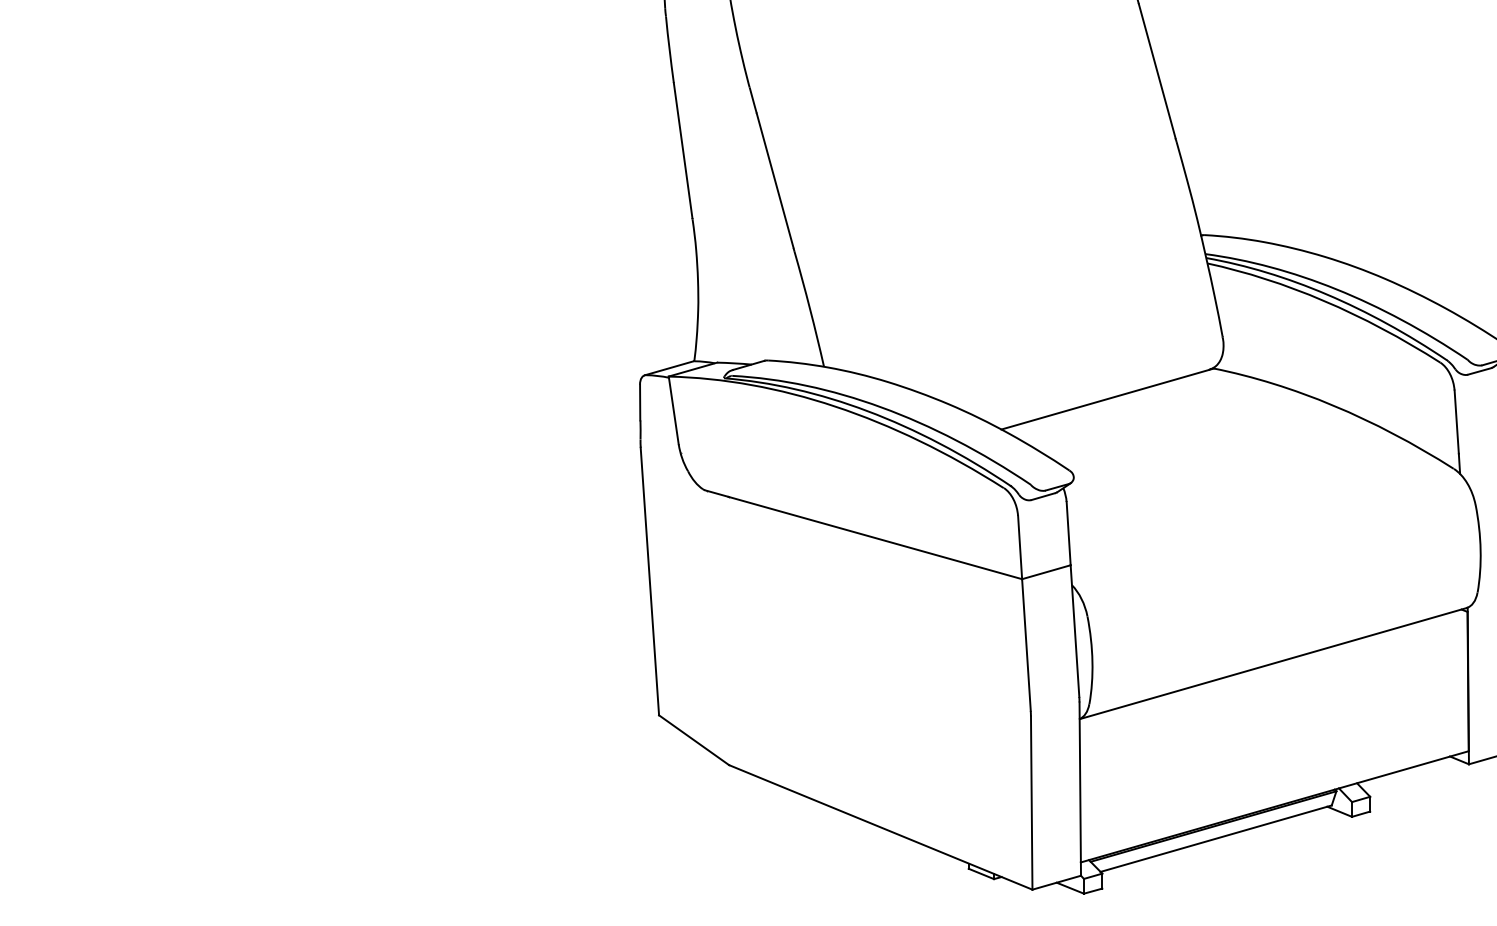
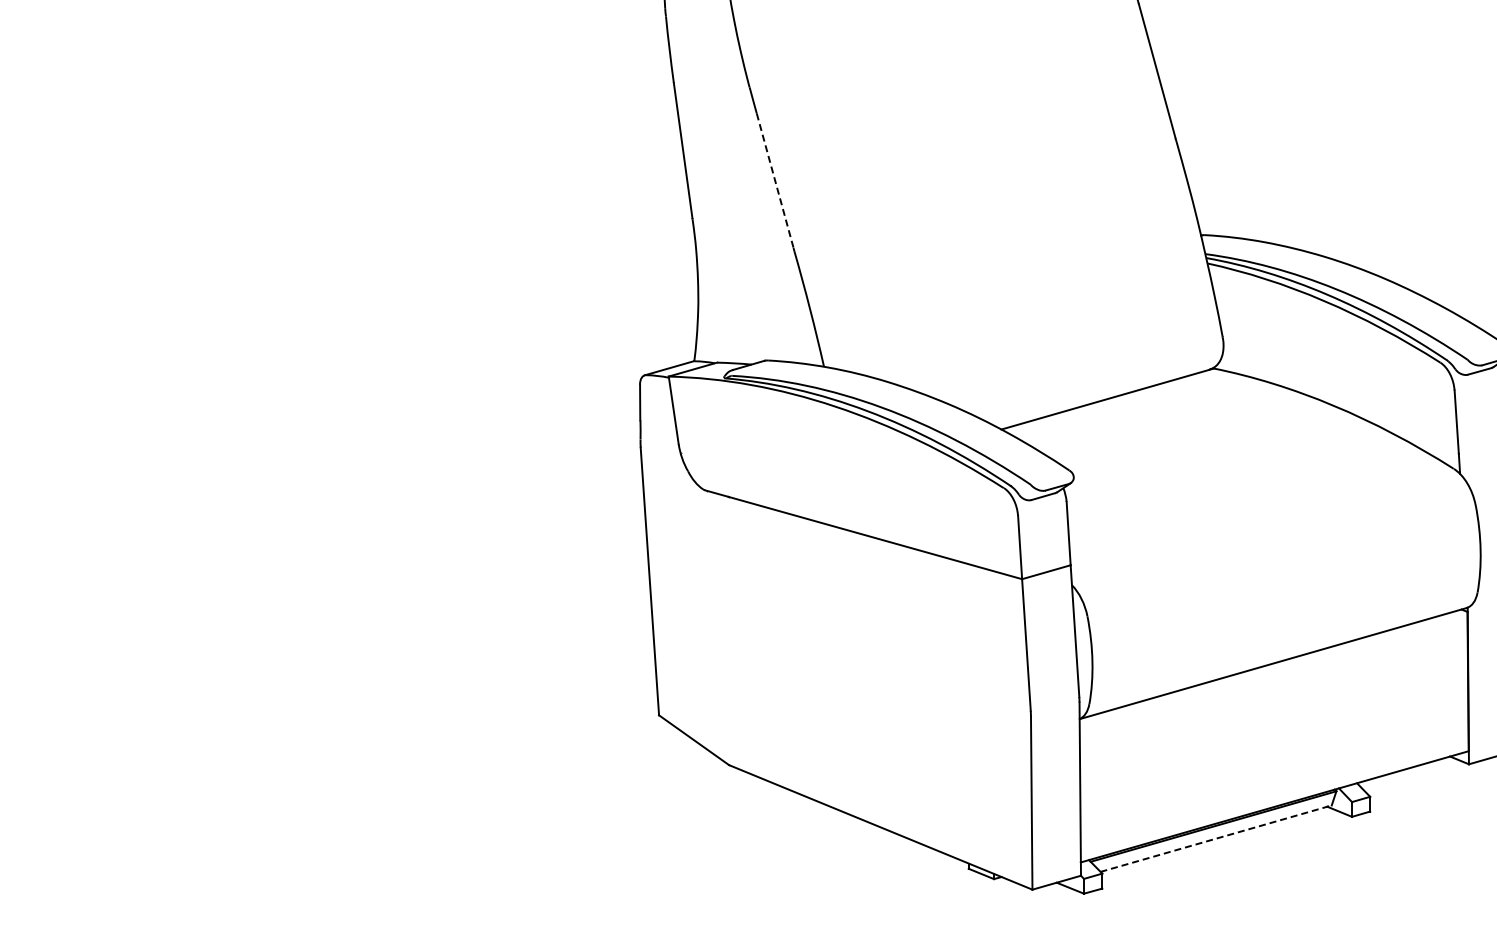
line: solid -> dashed (775, 180)
line: solid -> dashed (1216, 838)
